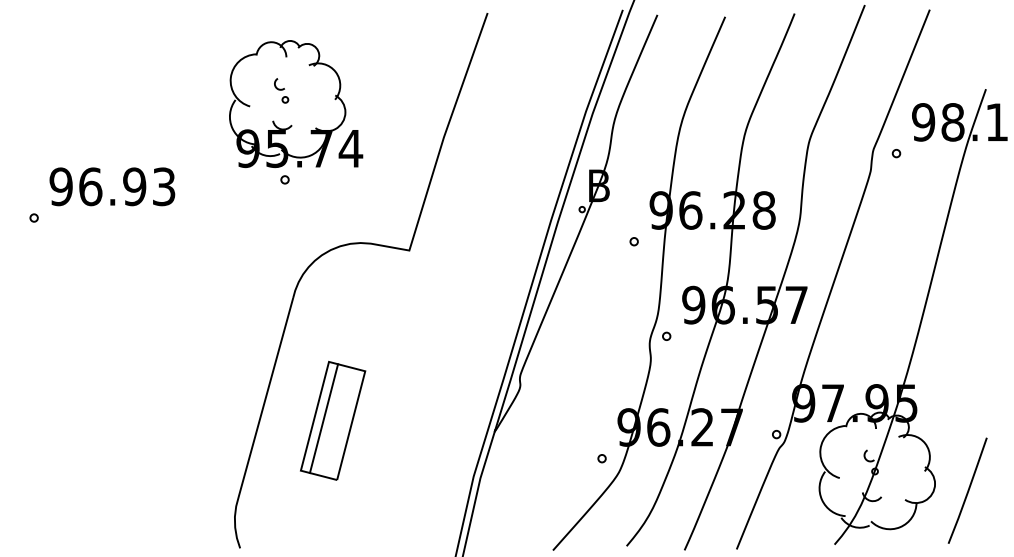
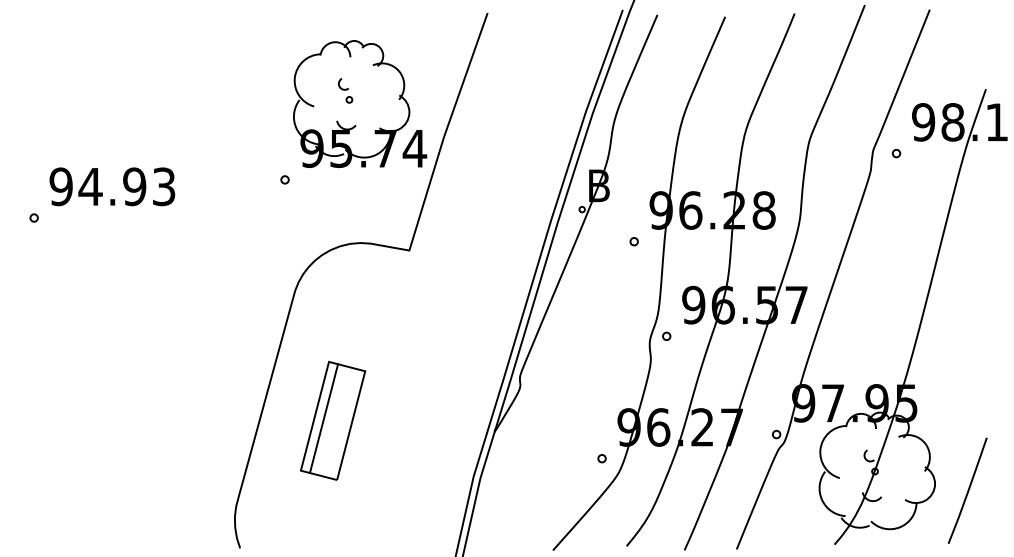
part position: (289, 100) -> (353, 100) (353, 100)
text: 96.93 -> 94.93 (90, 186)
